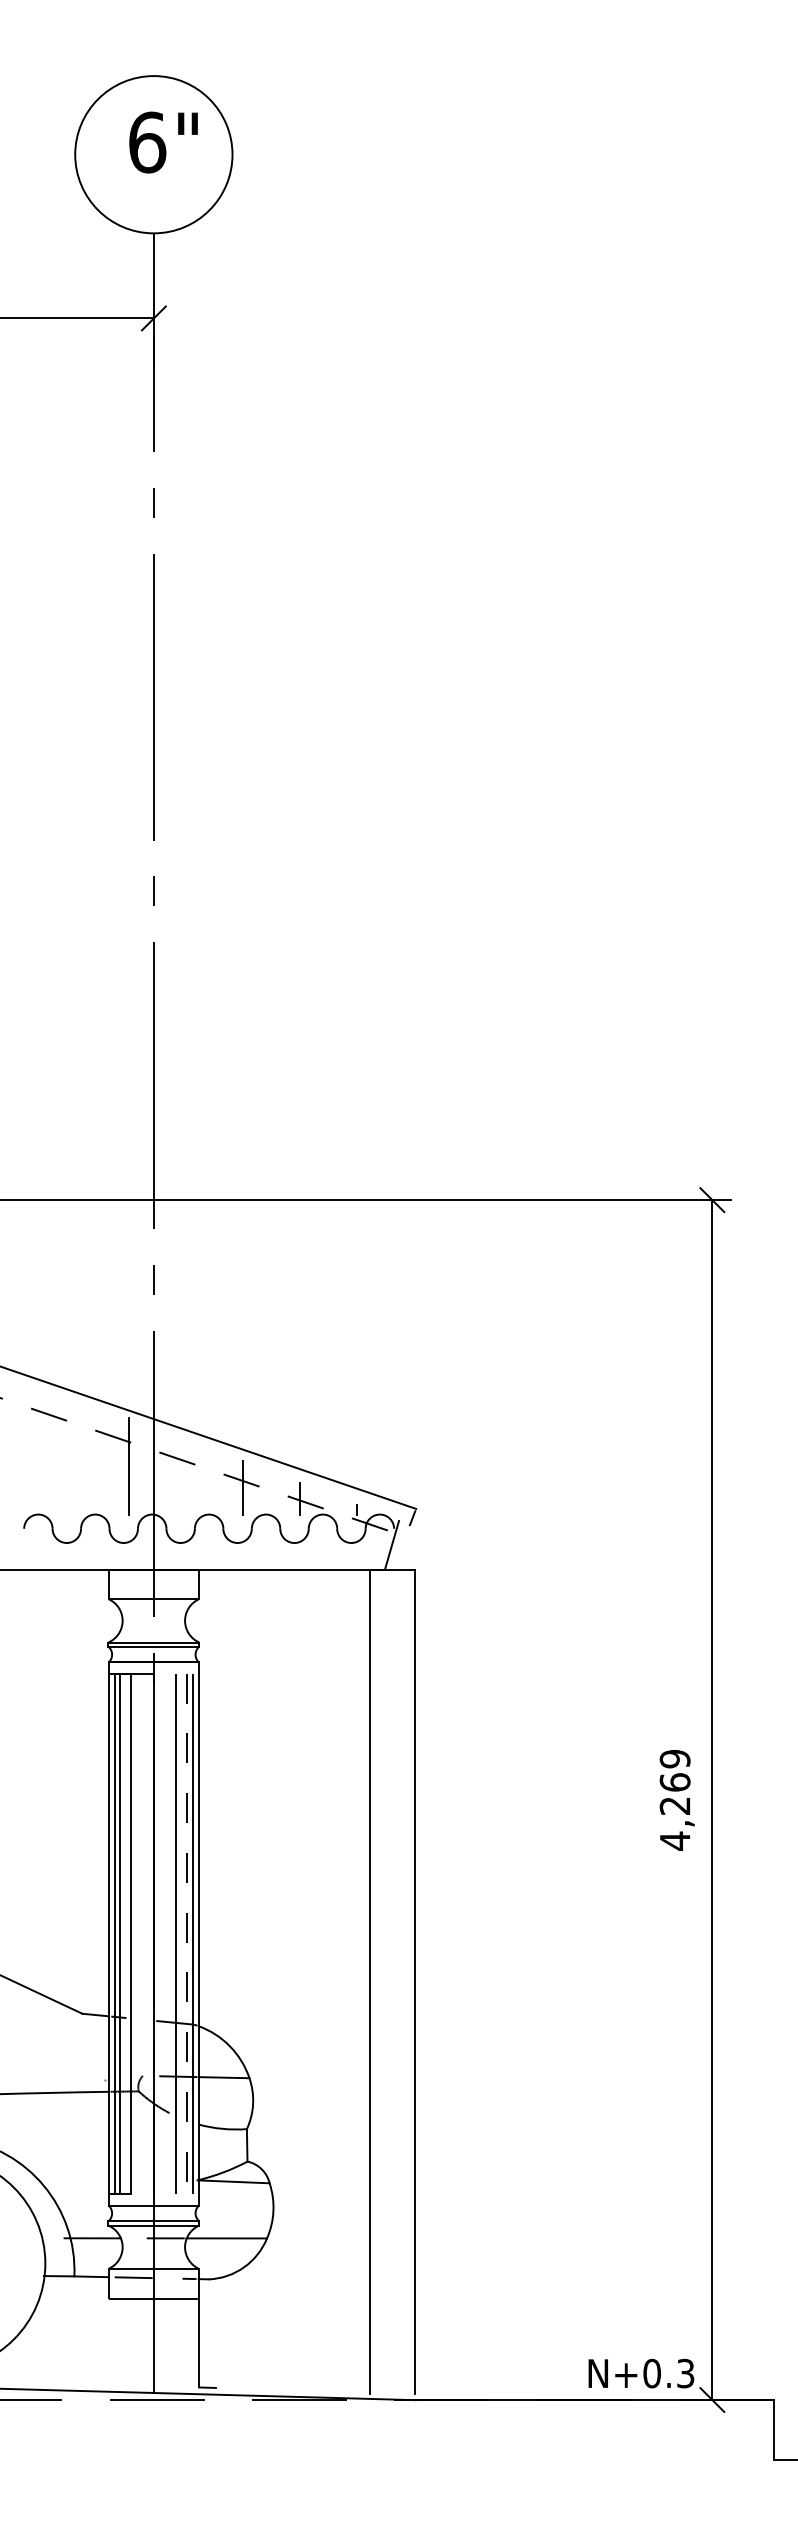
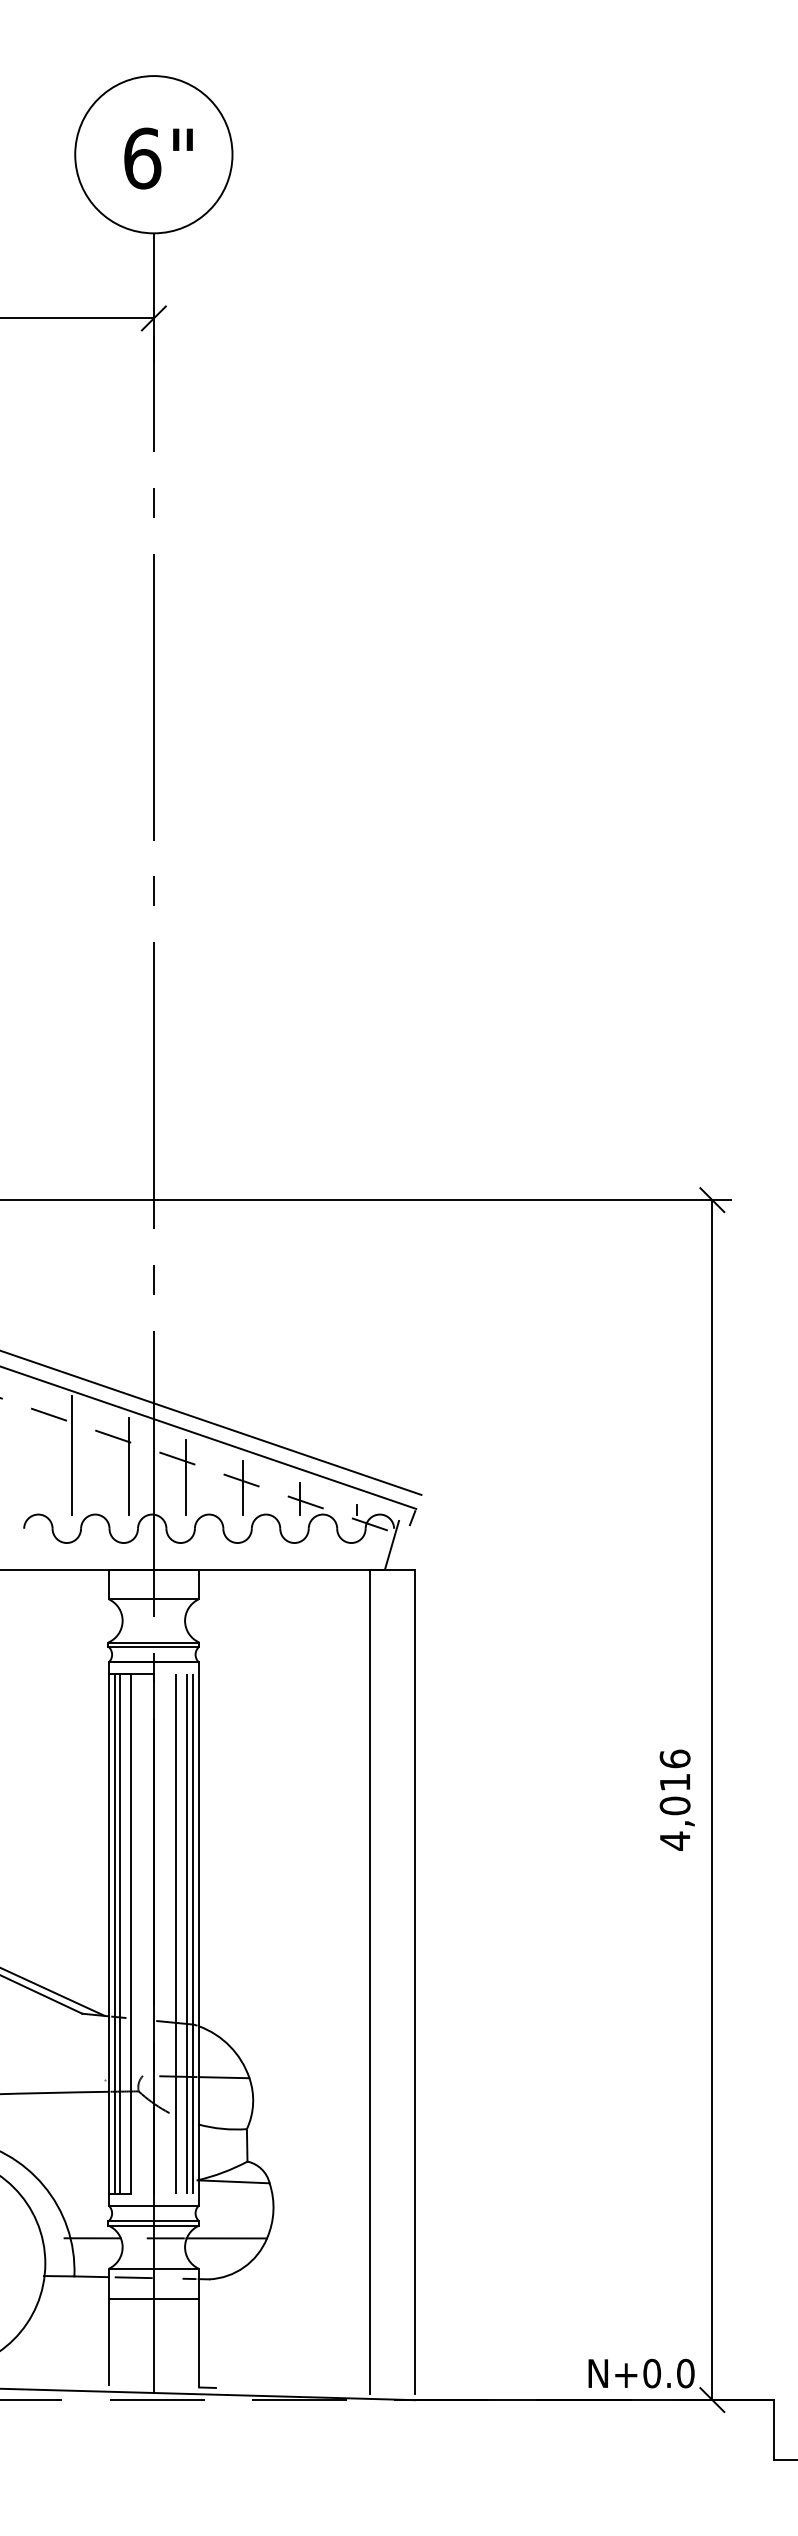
text position: (163, 142) -> (158, 158) (158, 158)
line: none -> present (211, 1422)
line: none -> present (72, 1455)
line: none -> present (185, 1476)
text: 4,269 -> 4,016 (674, 1782)
line: dashed -> solid (187, 1934)
line: none -> present (53, 1991)
line: none -> present (109, 2341)
text: N+0.3 -> N+0.0 (685, 2373)
